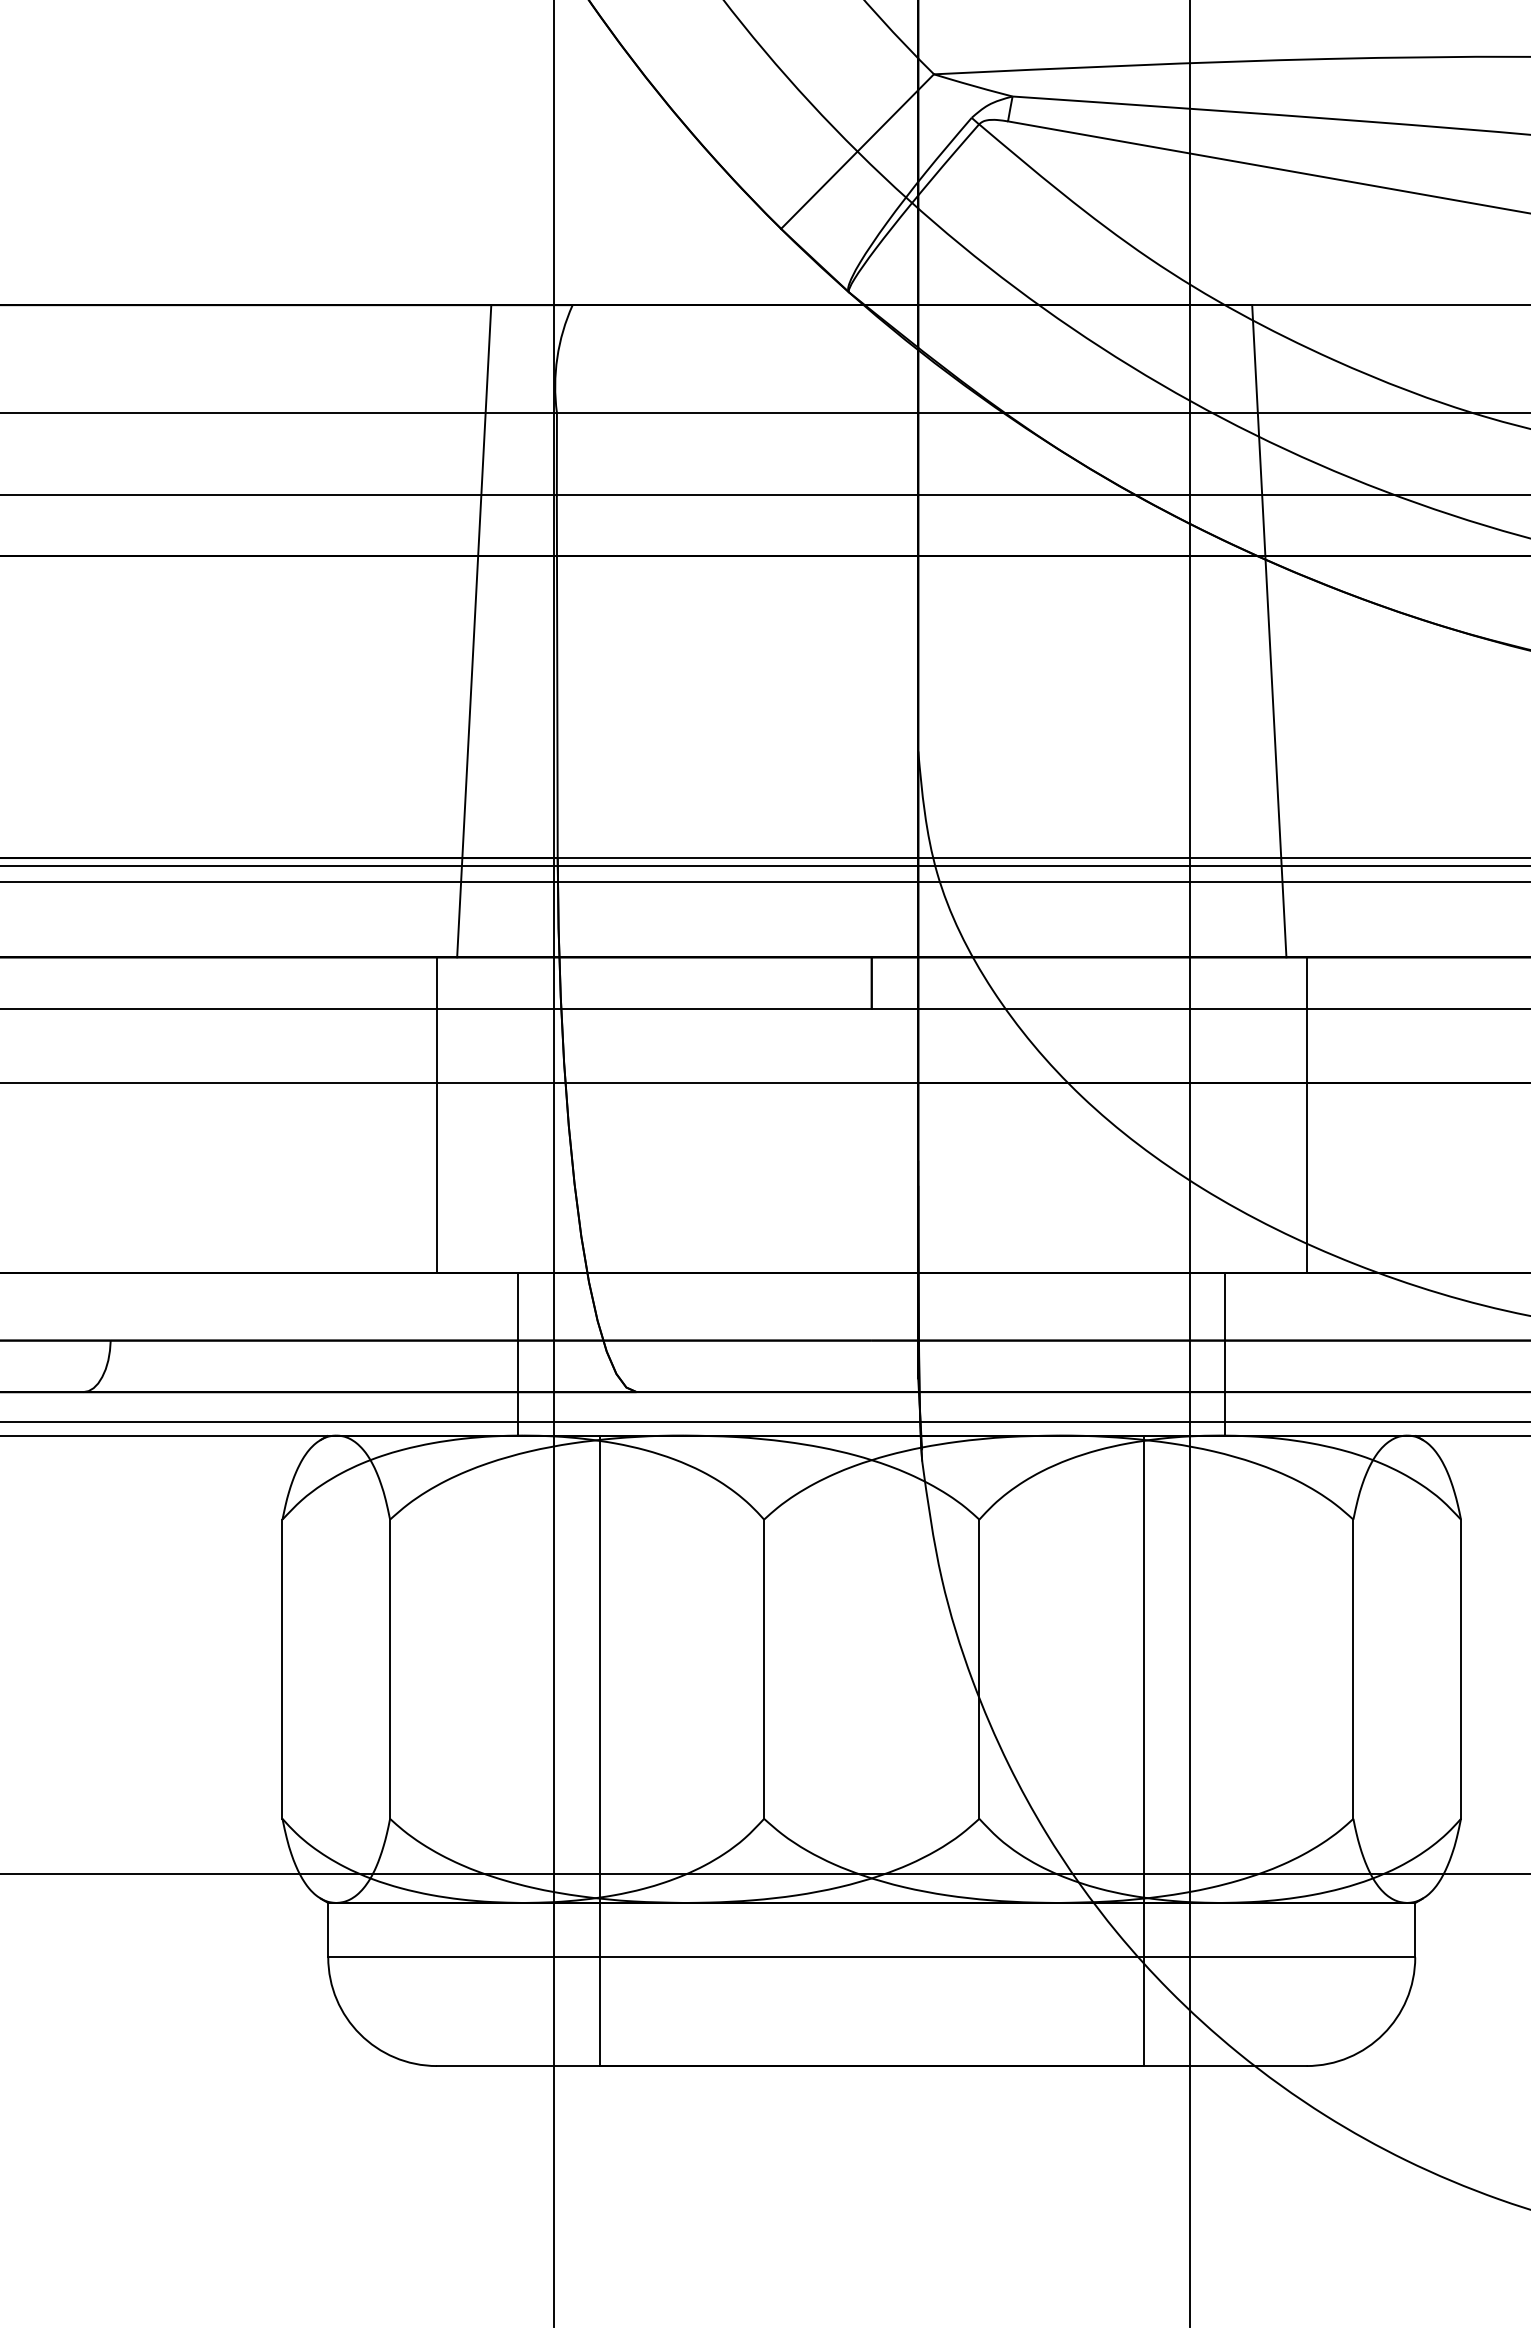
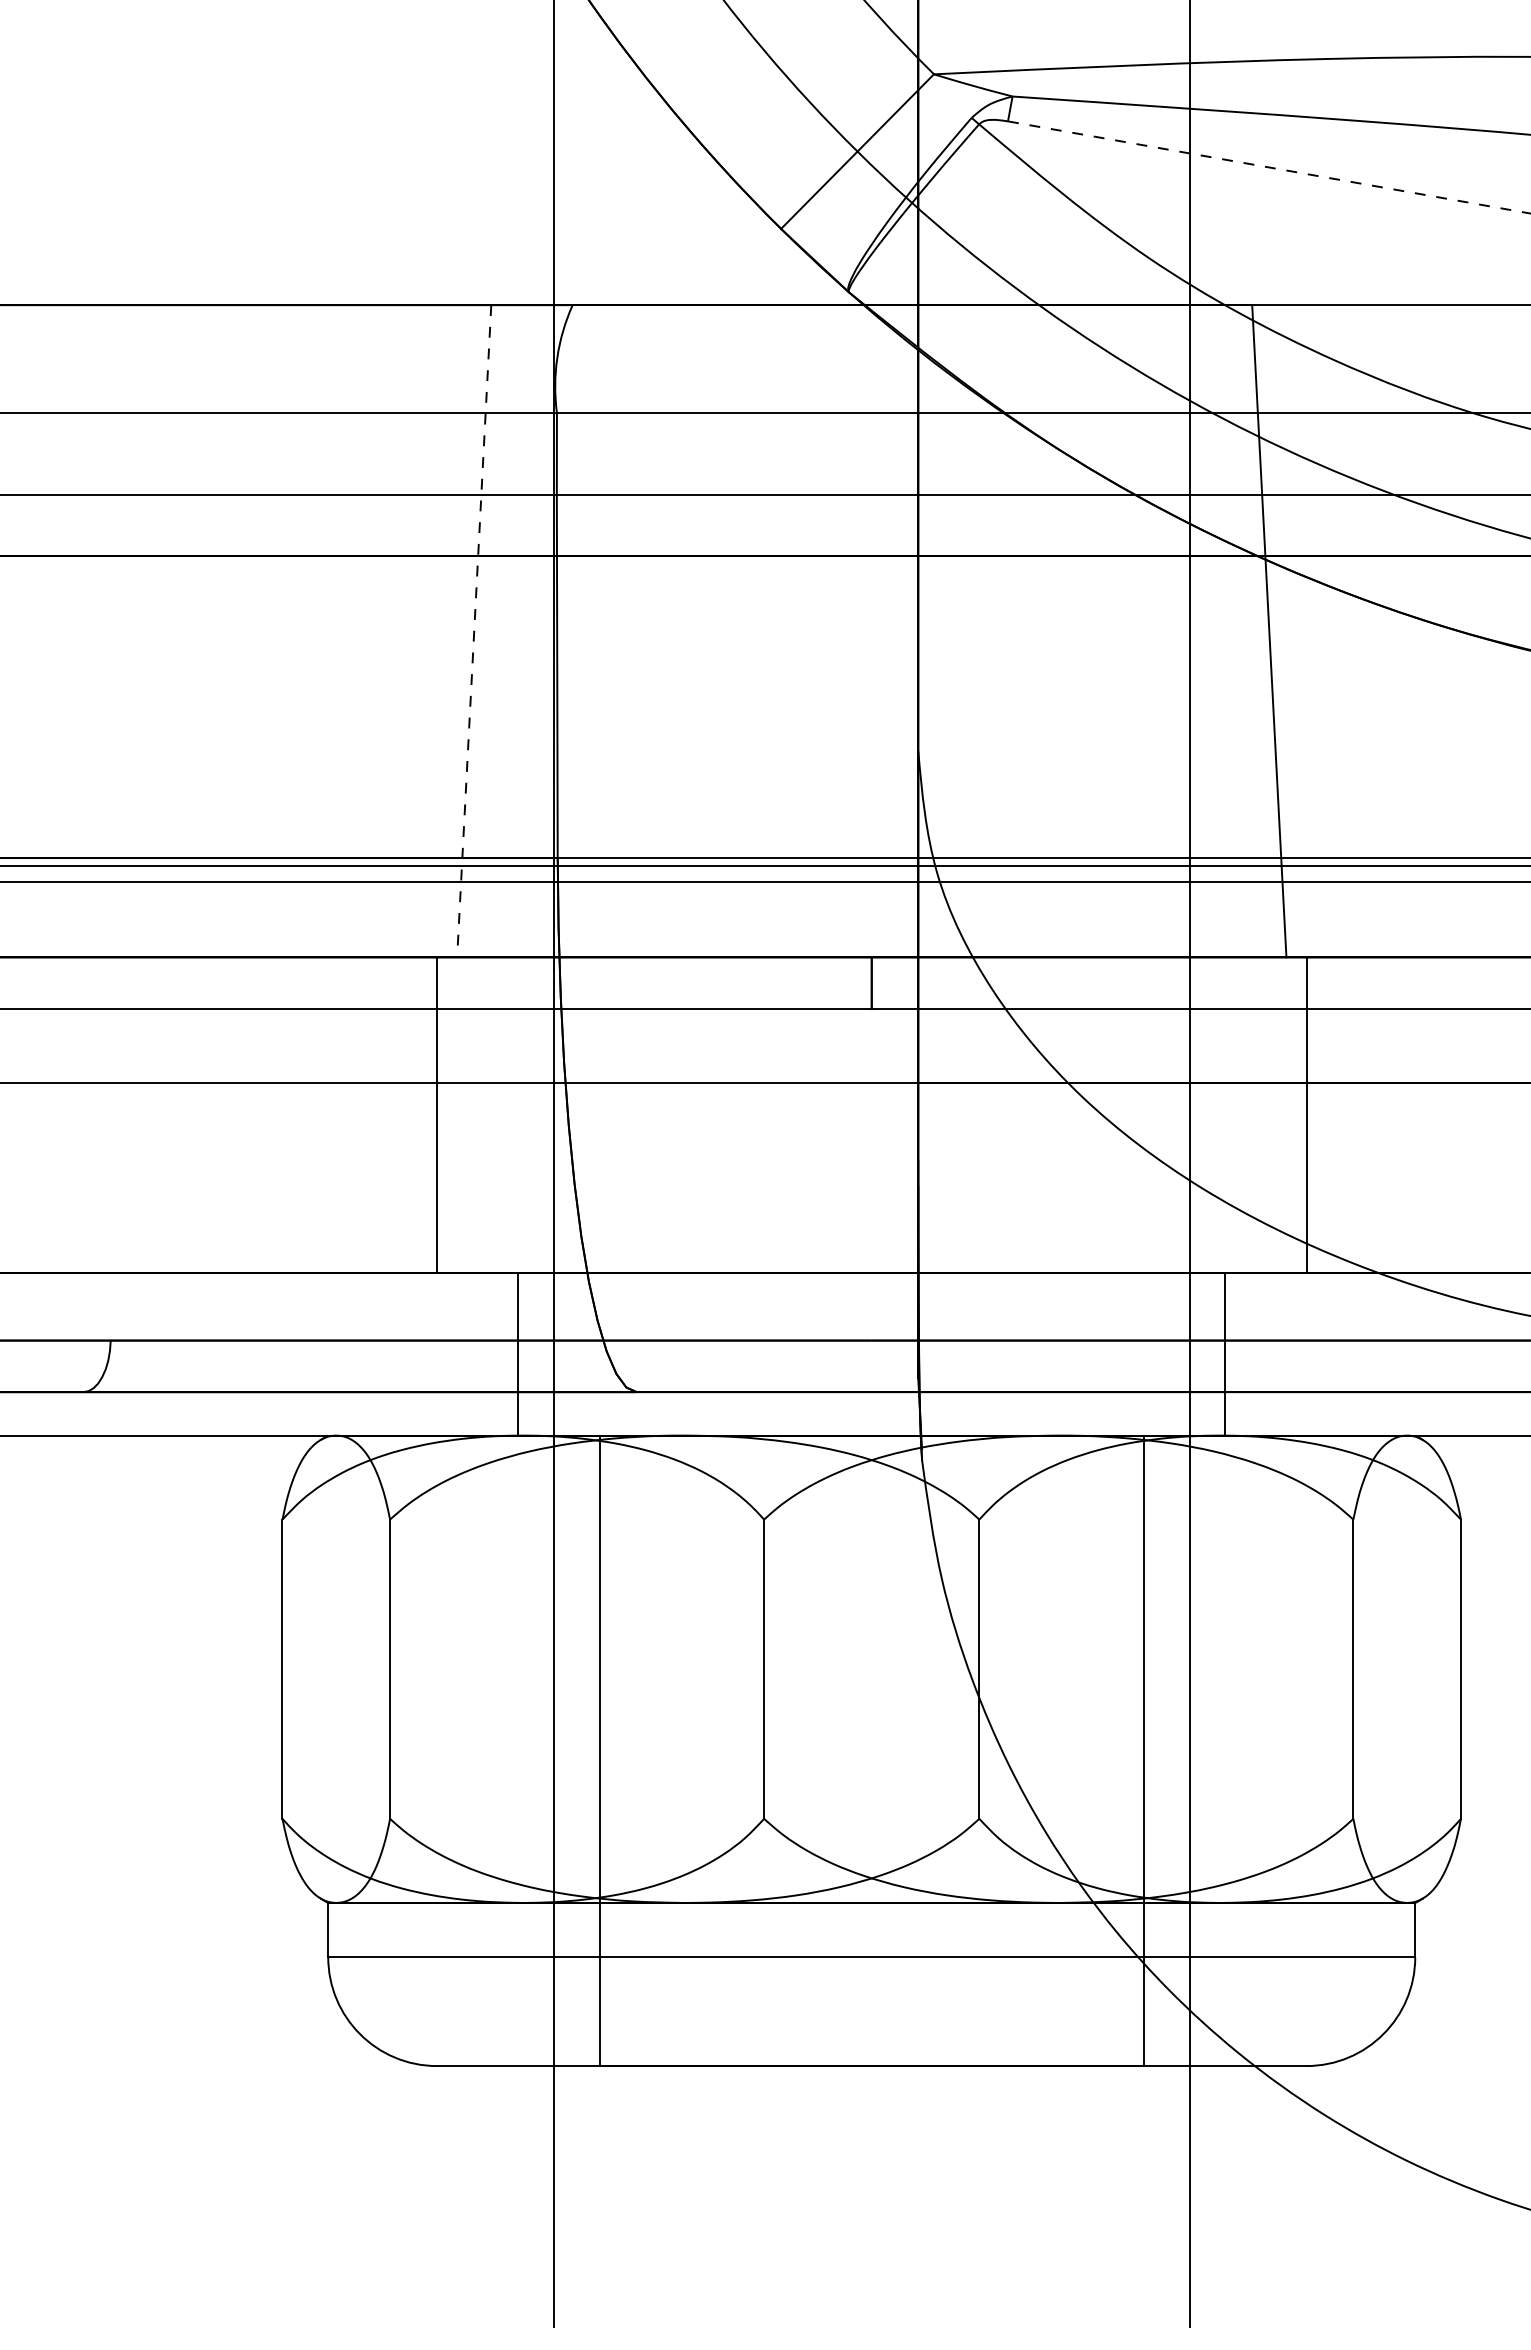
line: solid -> dashed (1270, 167)
line: solid -> dashed (474, 631)
line: present -> none (764, 1421)
line: present -> none (764, 1873)
